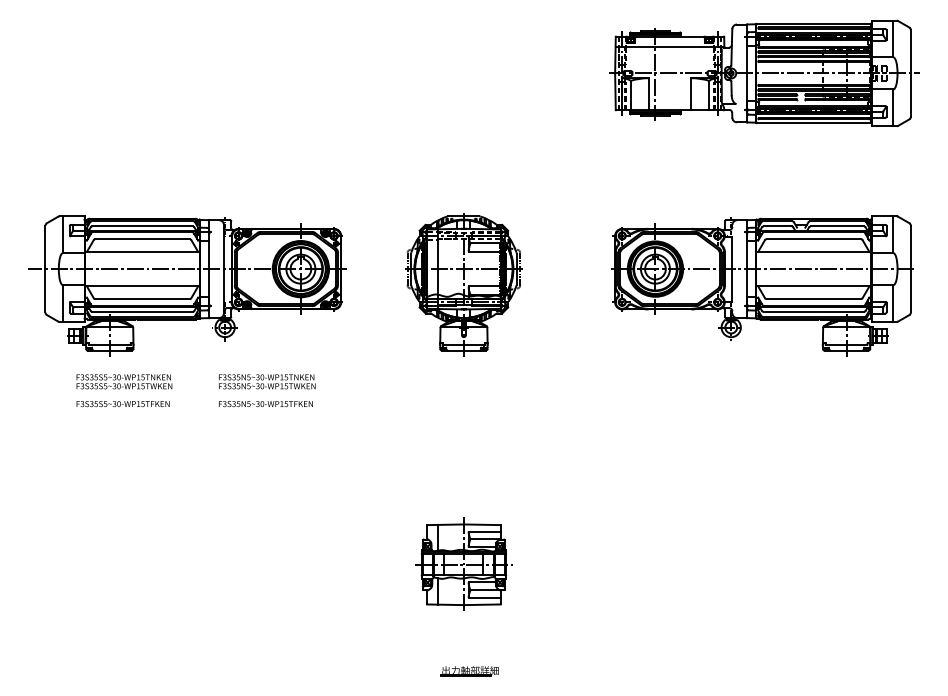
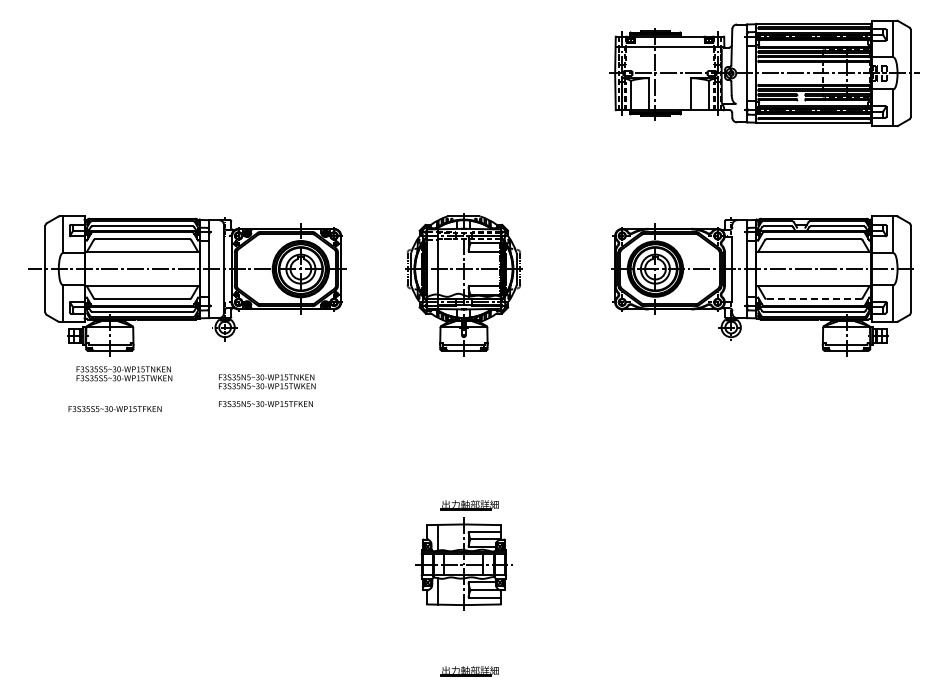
line: solid -> dashed (814, 299)
text position: (124, 381) -> (124, 373) (124, 373)
text position: (122, 404) -> (114, 409) (114, 409)
part: none -> present (469, 505)
